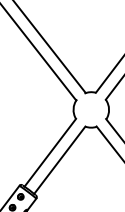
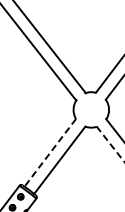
line: solid -> dashed (110, 144)
line: solid -> dashed (50, 152)
